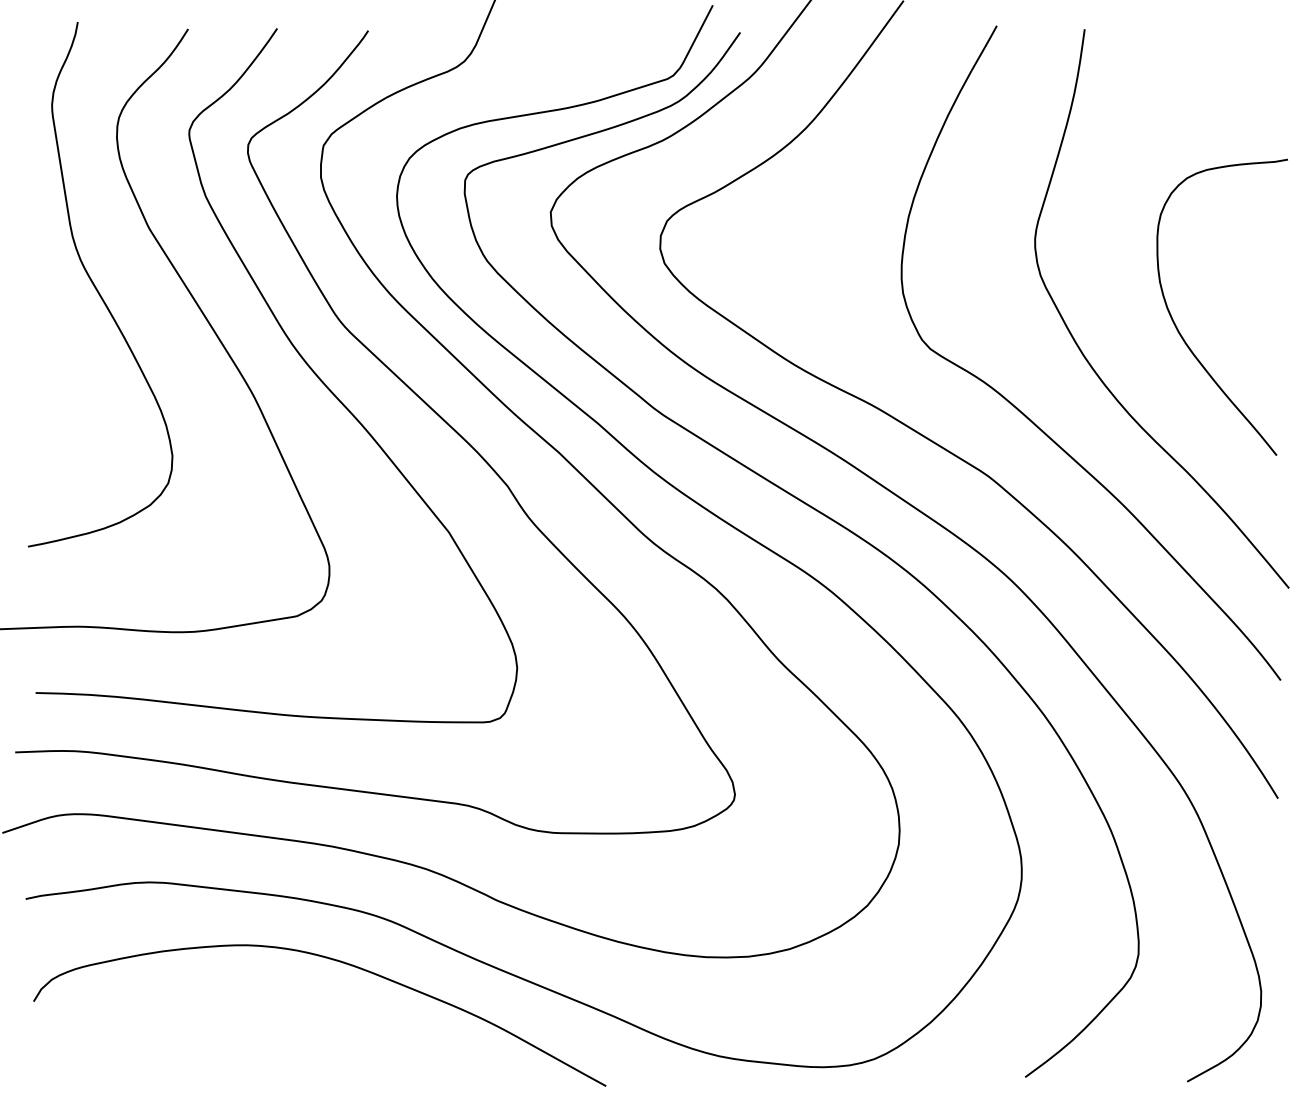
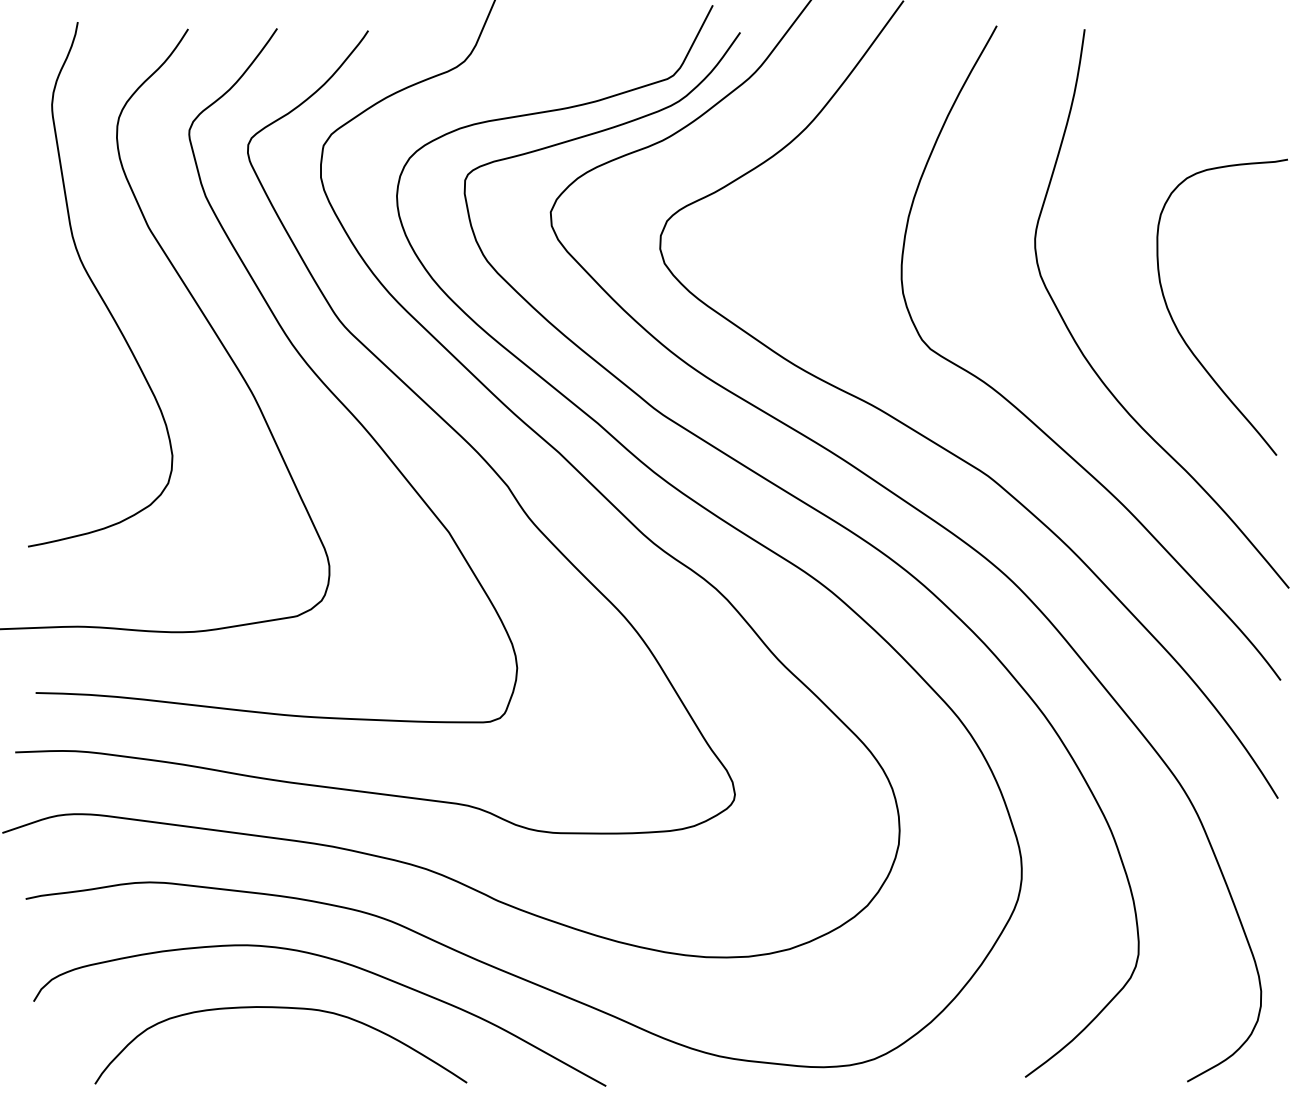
curve: none -> present (280, 1008)
